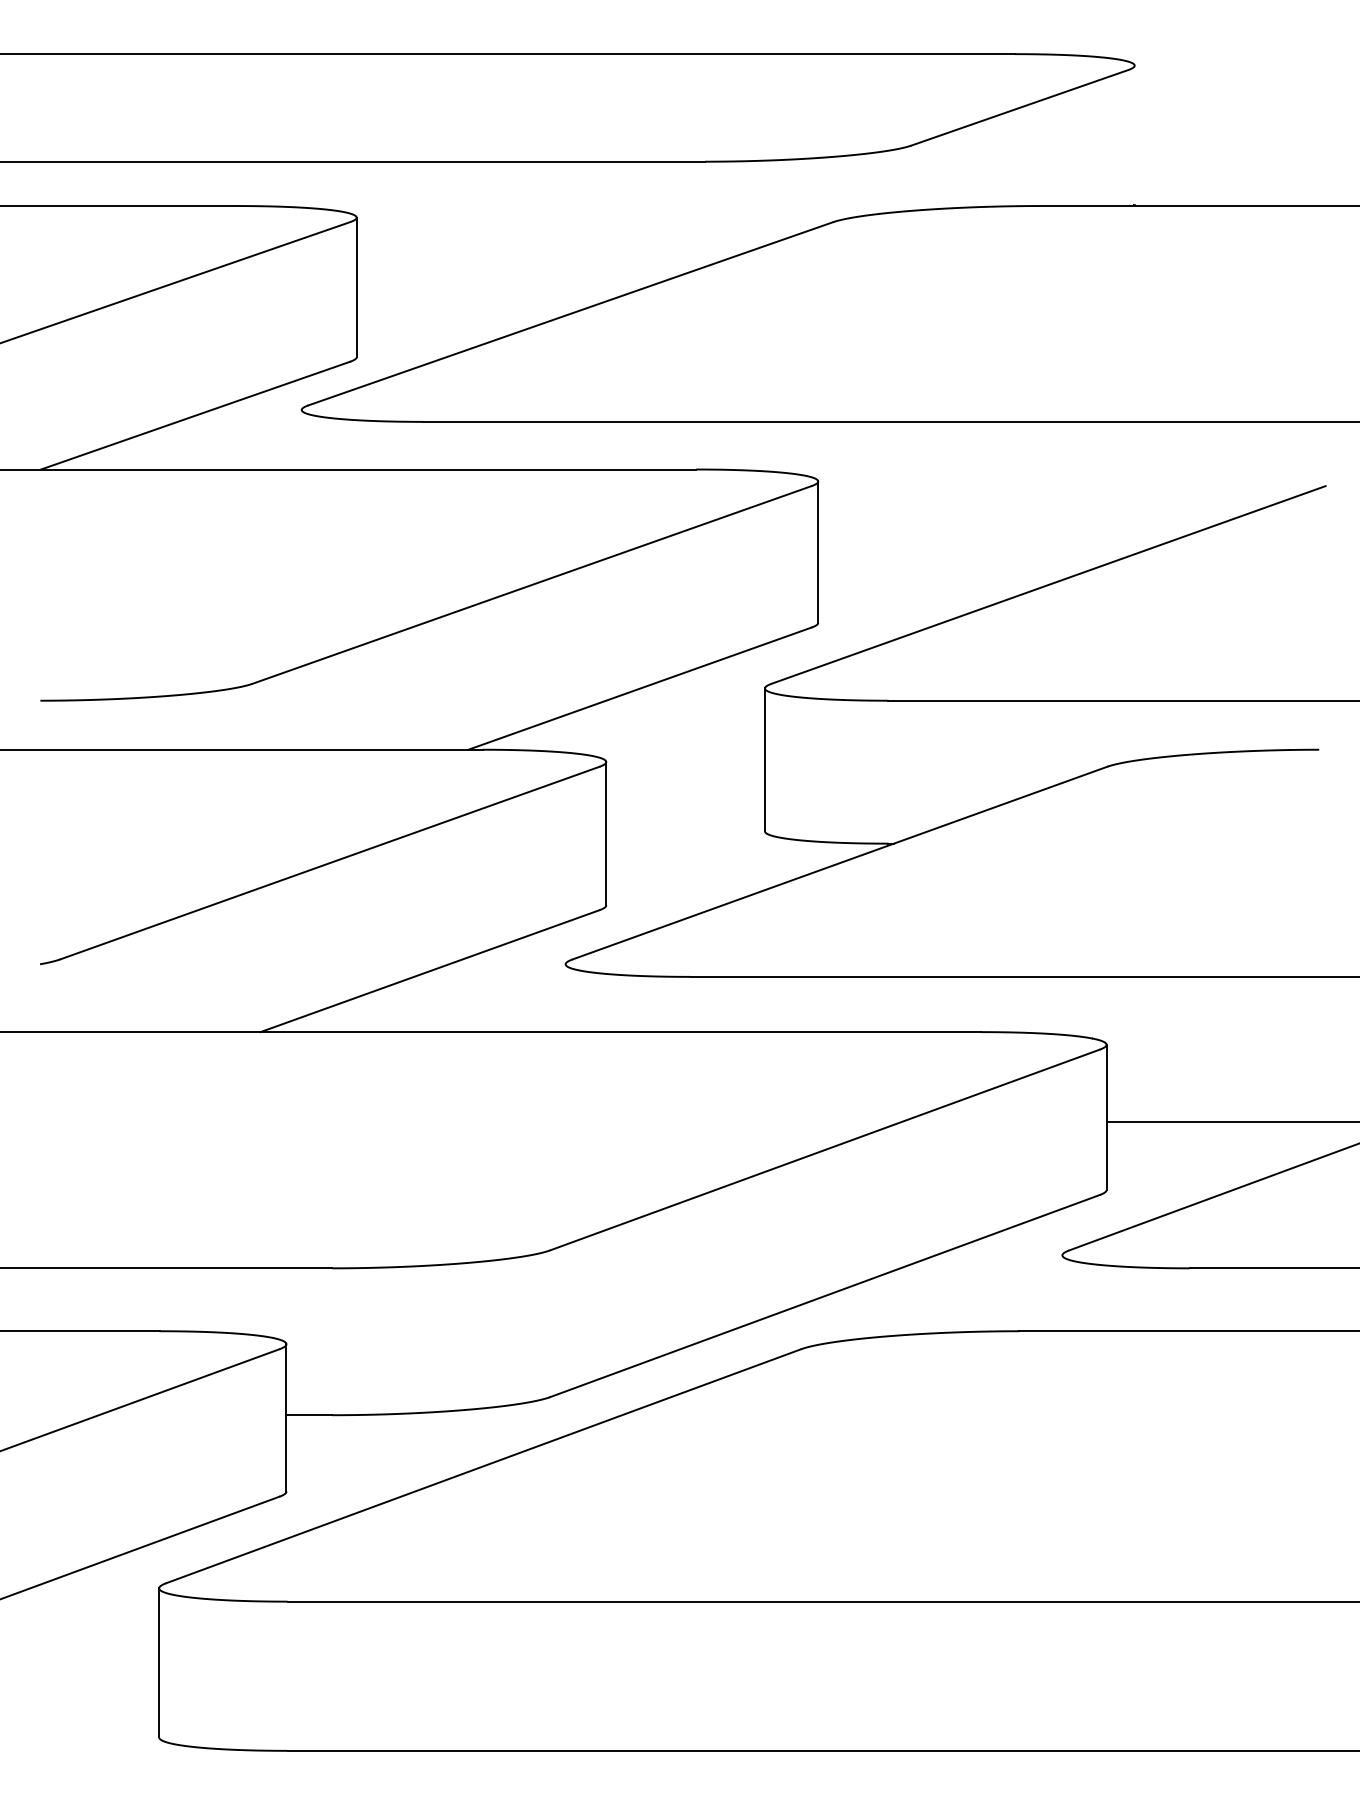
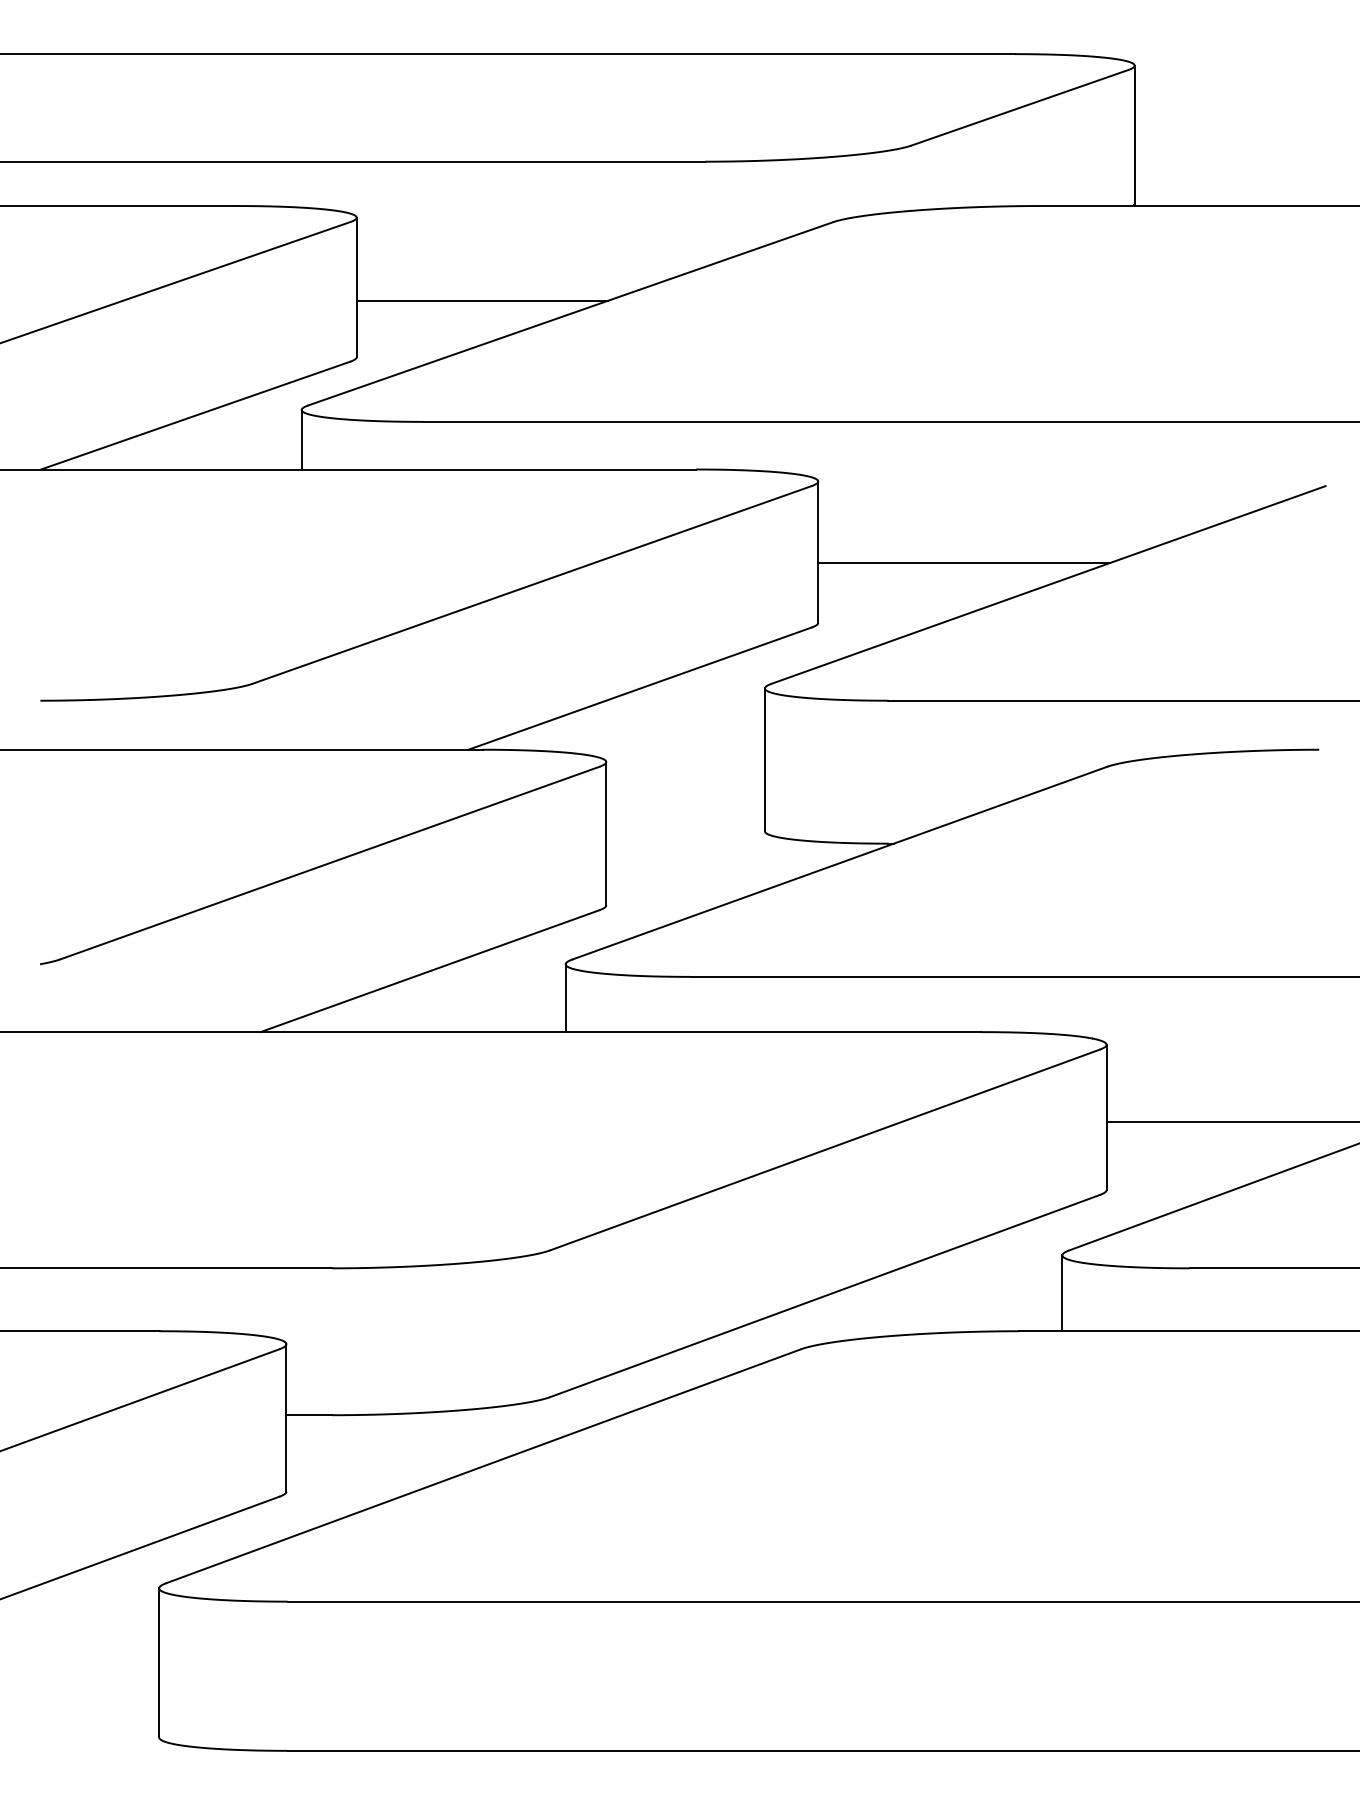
line: none -> present (1134, 134)
line: none -> present (481, 300)
line: none -> present (301, 439)
line: none -> present (964, 562)
line: none -> present (565, 998)
line: none -> present (1062, 1293)
